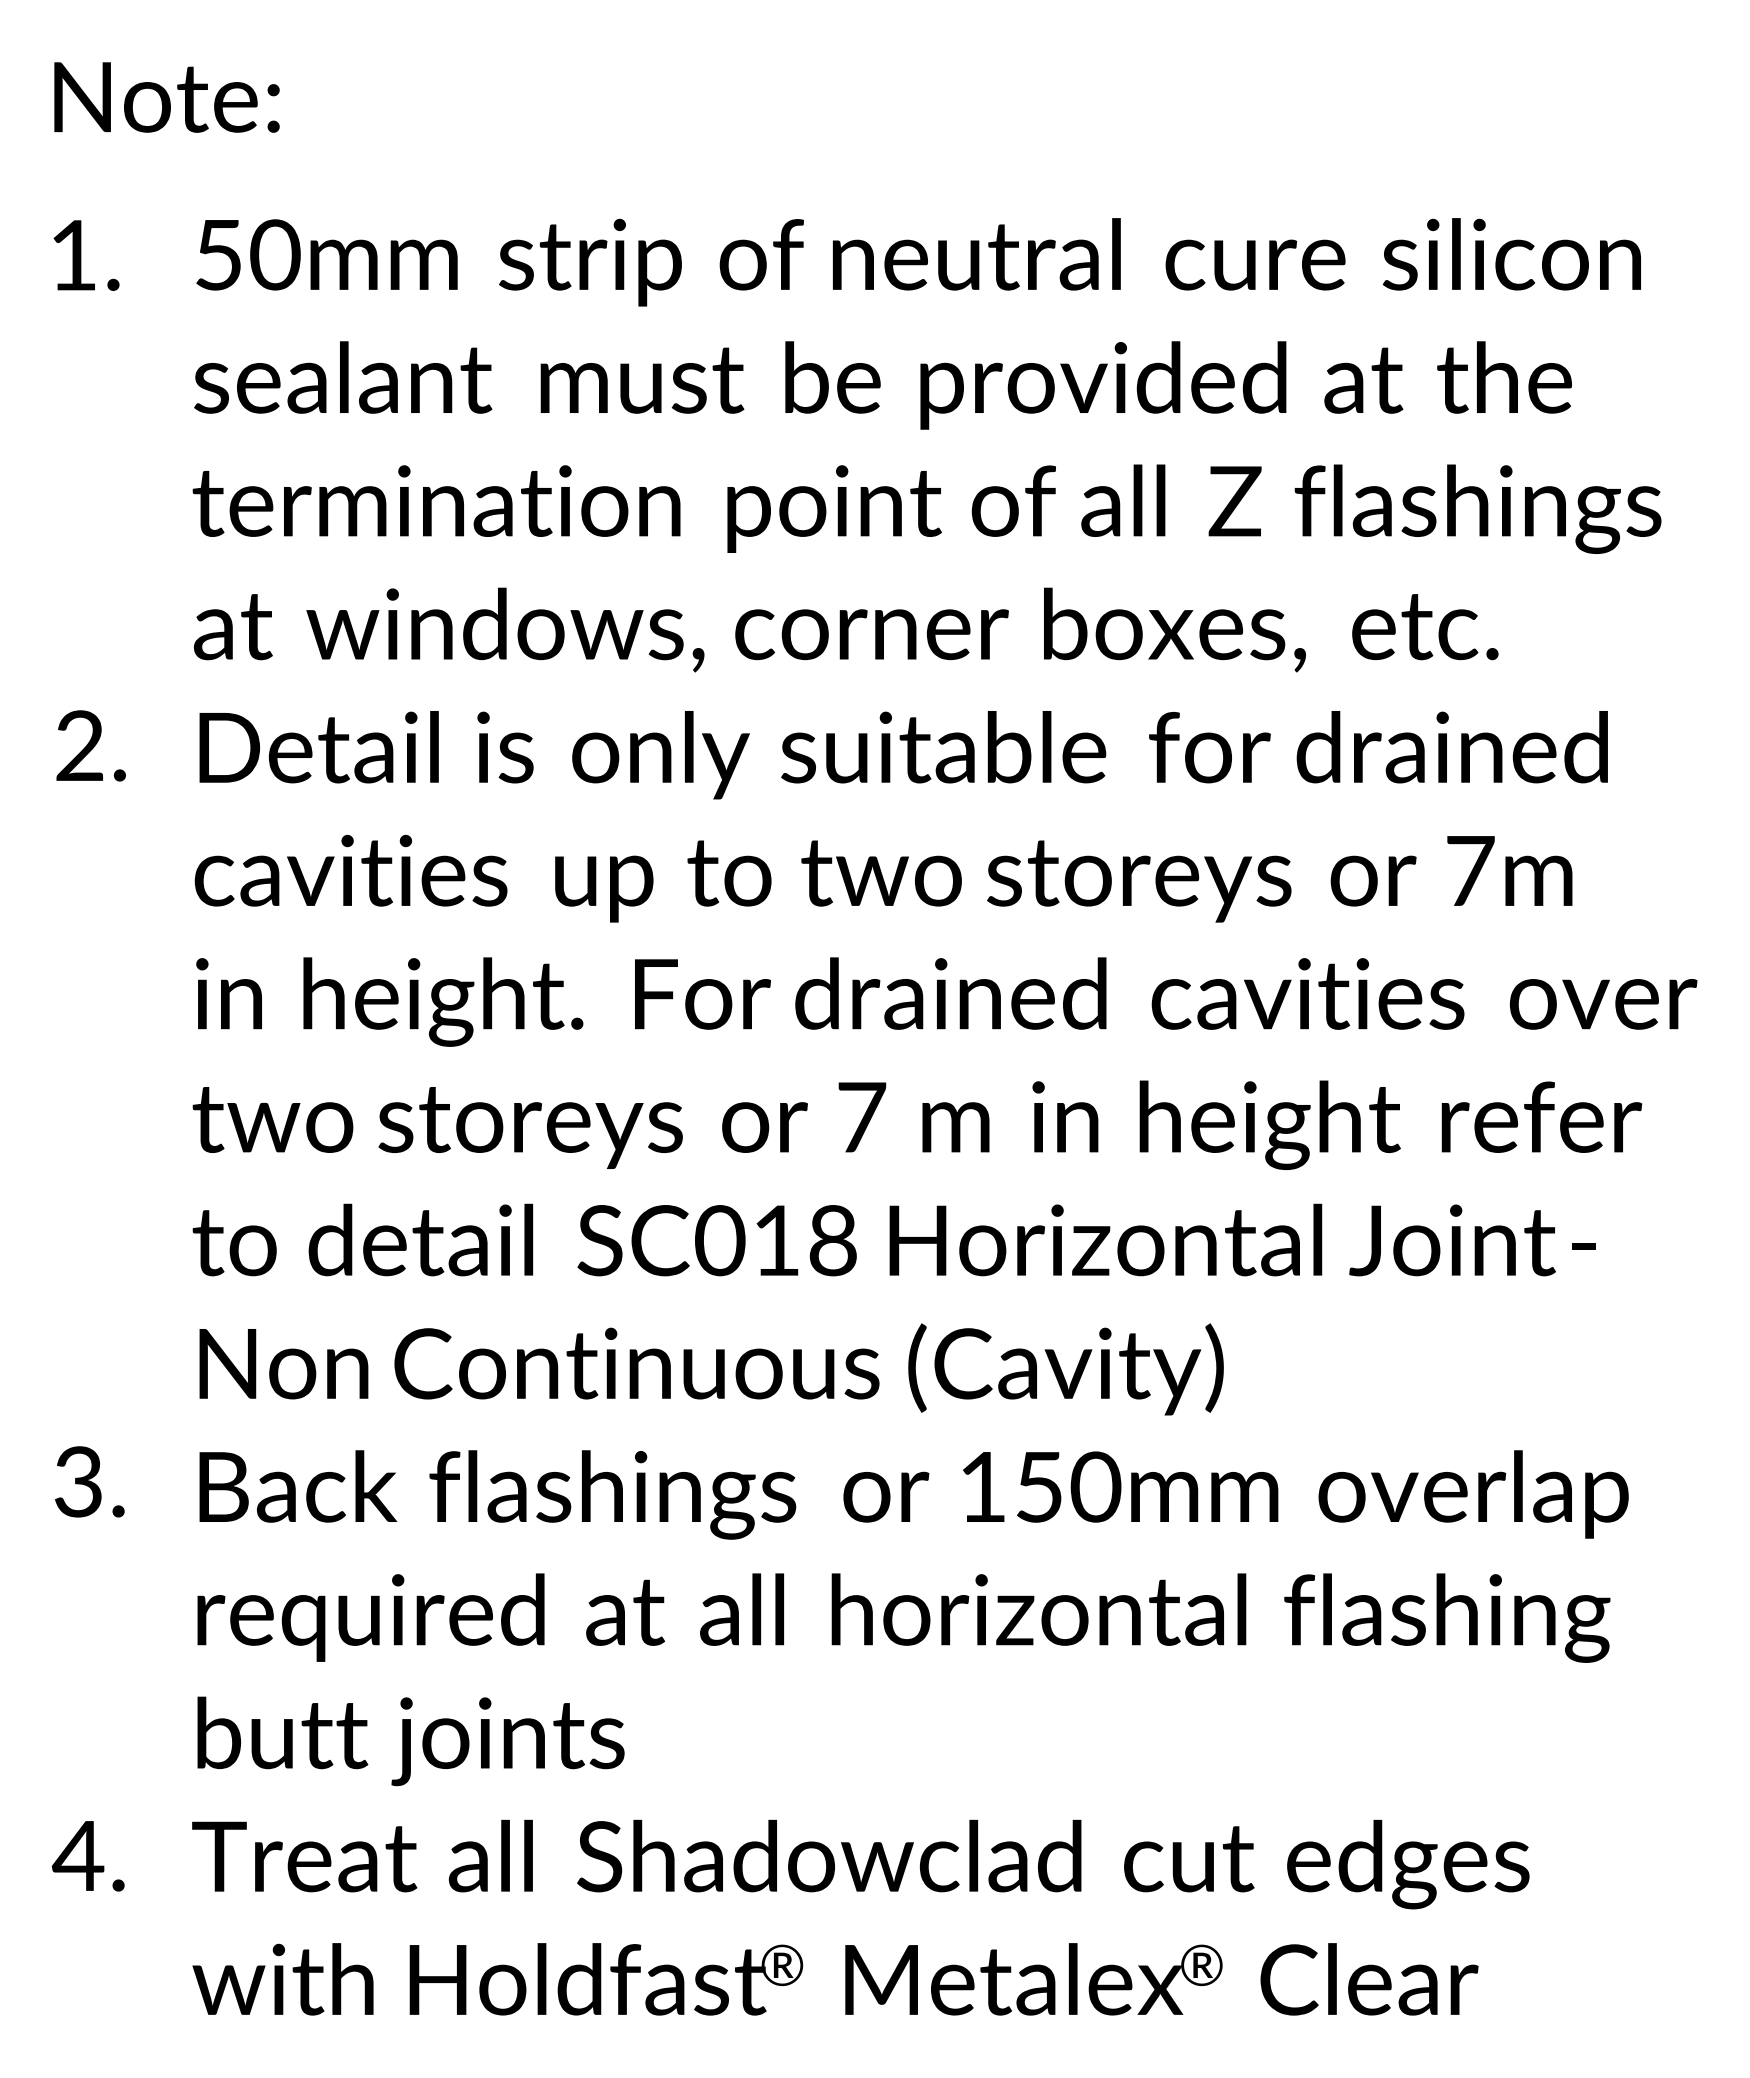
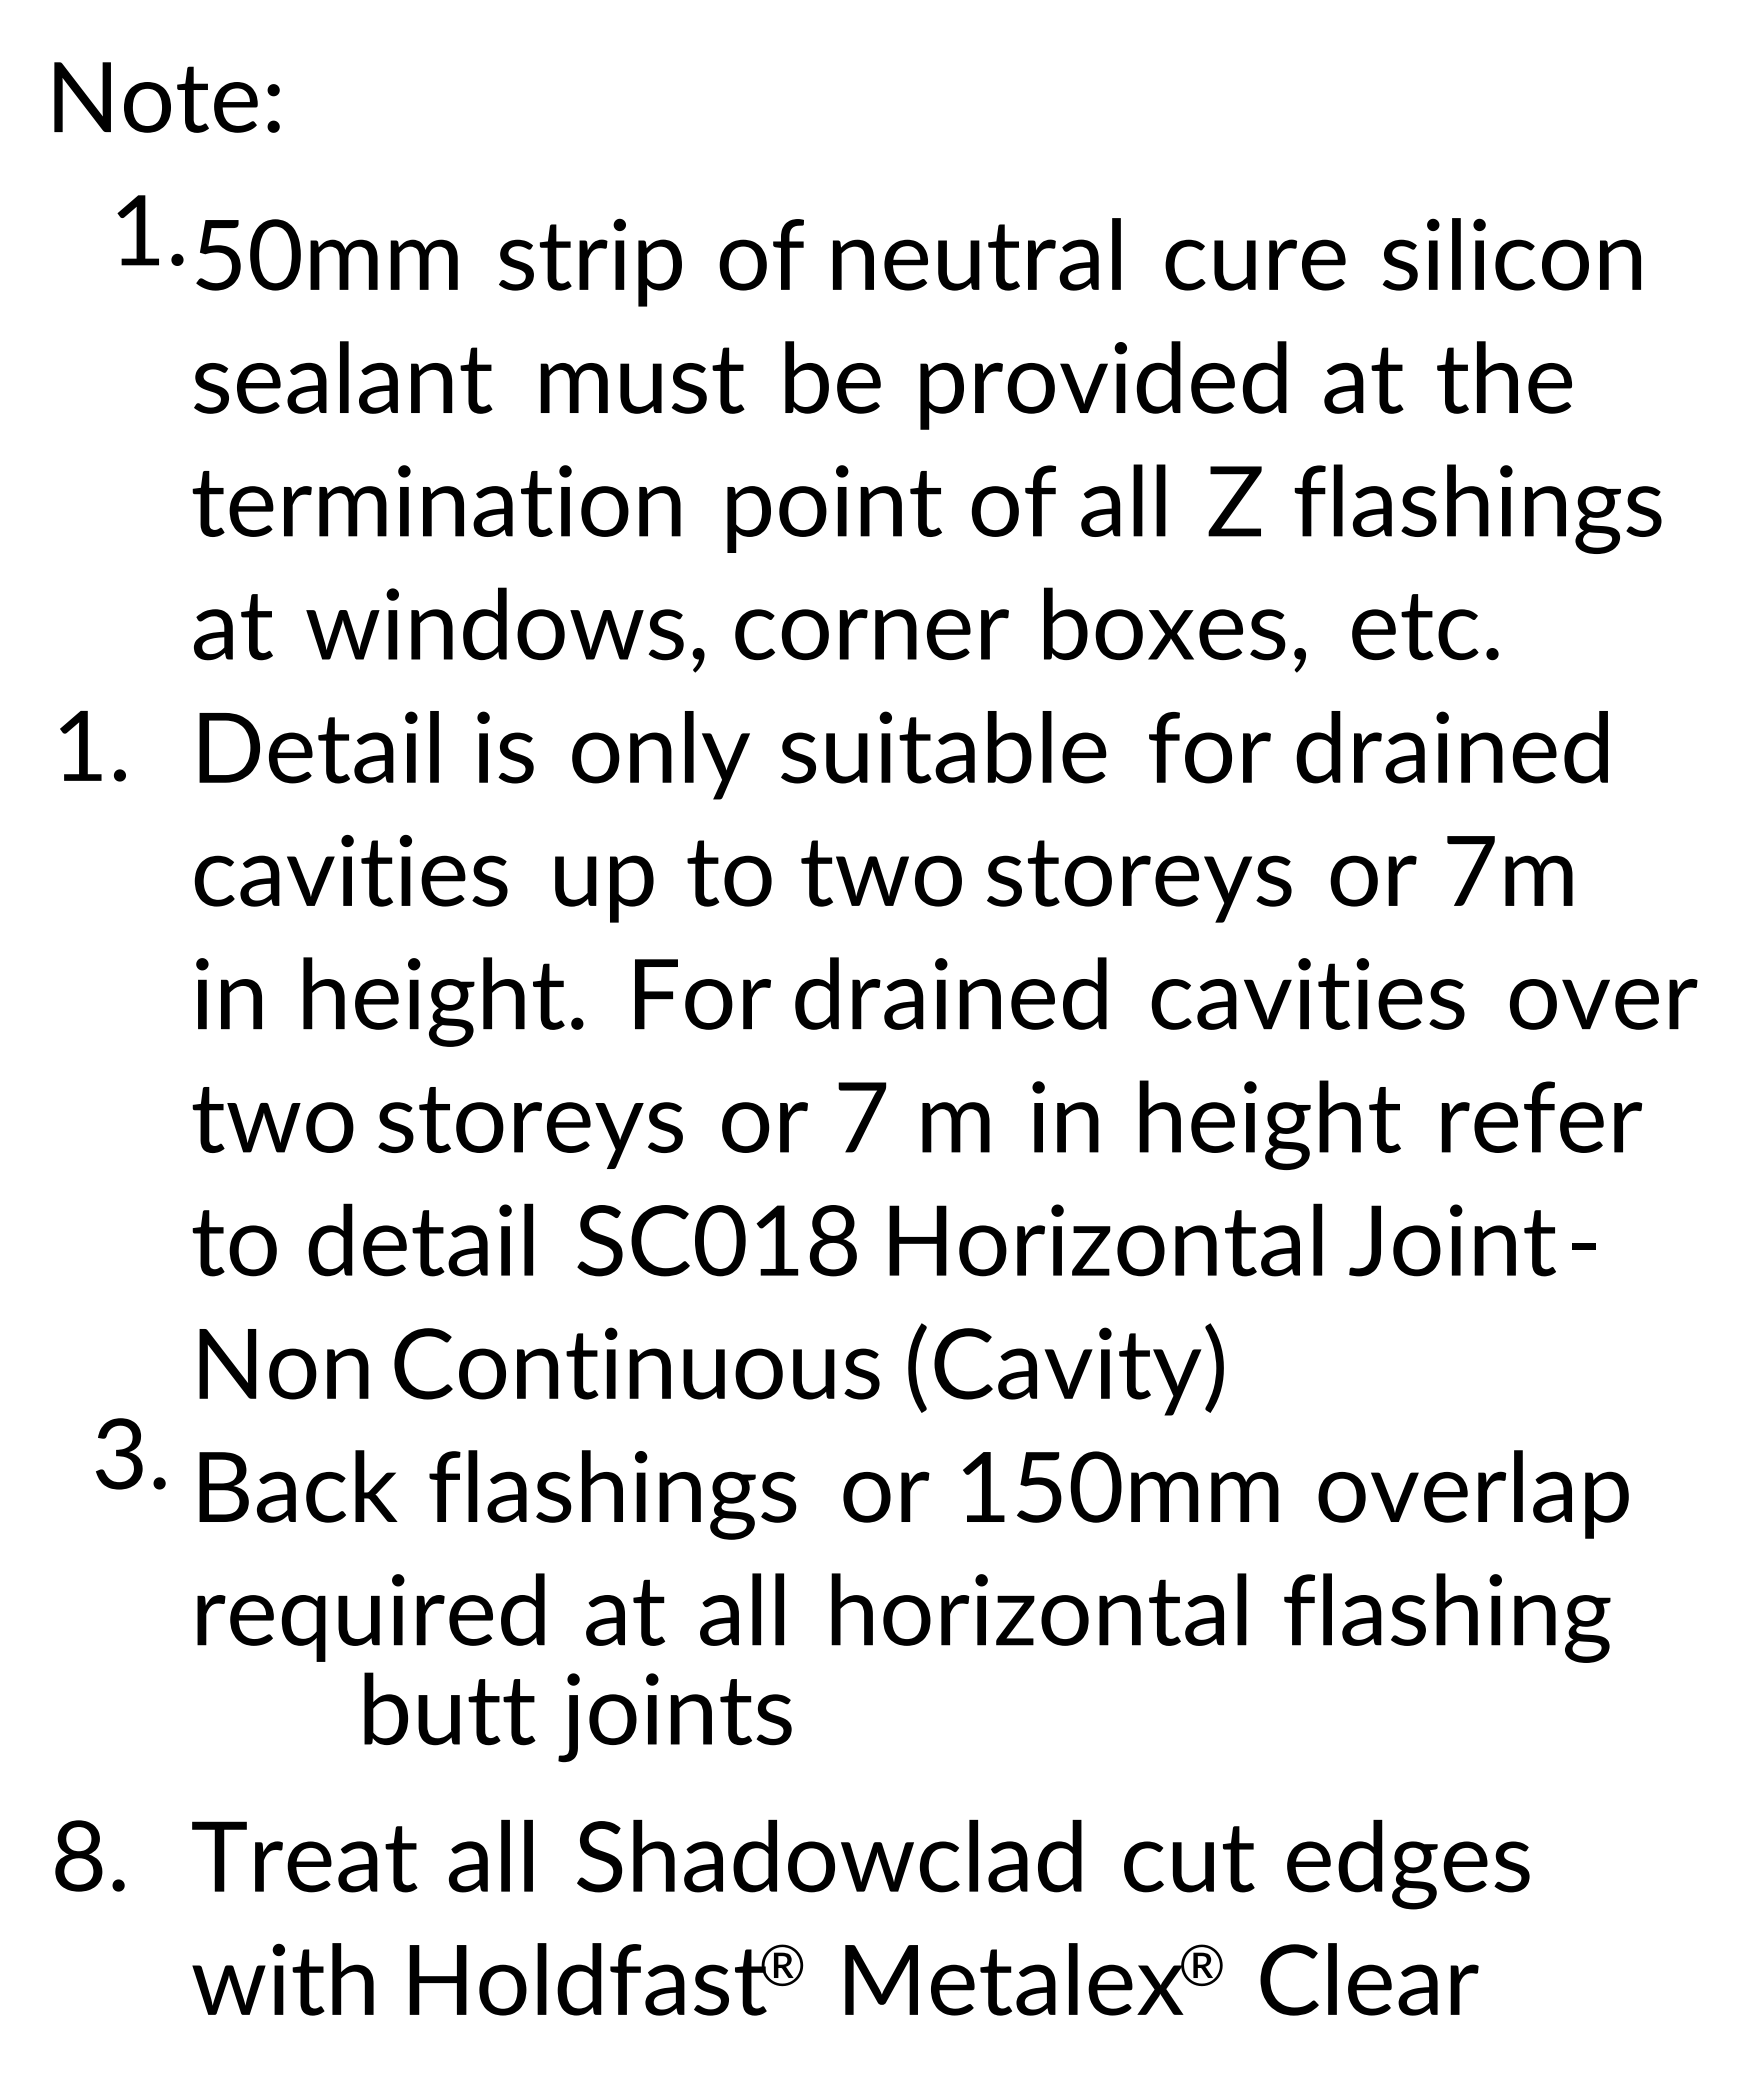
text position: (86, 255) -> (150, 230) (150, 230)
text: 2. -> 1. (79, 745)
text position: (89, 1481) -> (130, 1453) (130, 1453)
text position: (410, 1741) -> (577, 1717) (577, 1717)
text: 4. -> 8. (77, 1855)
